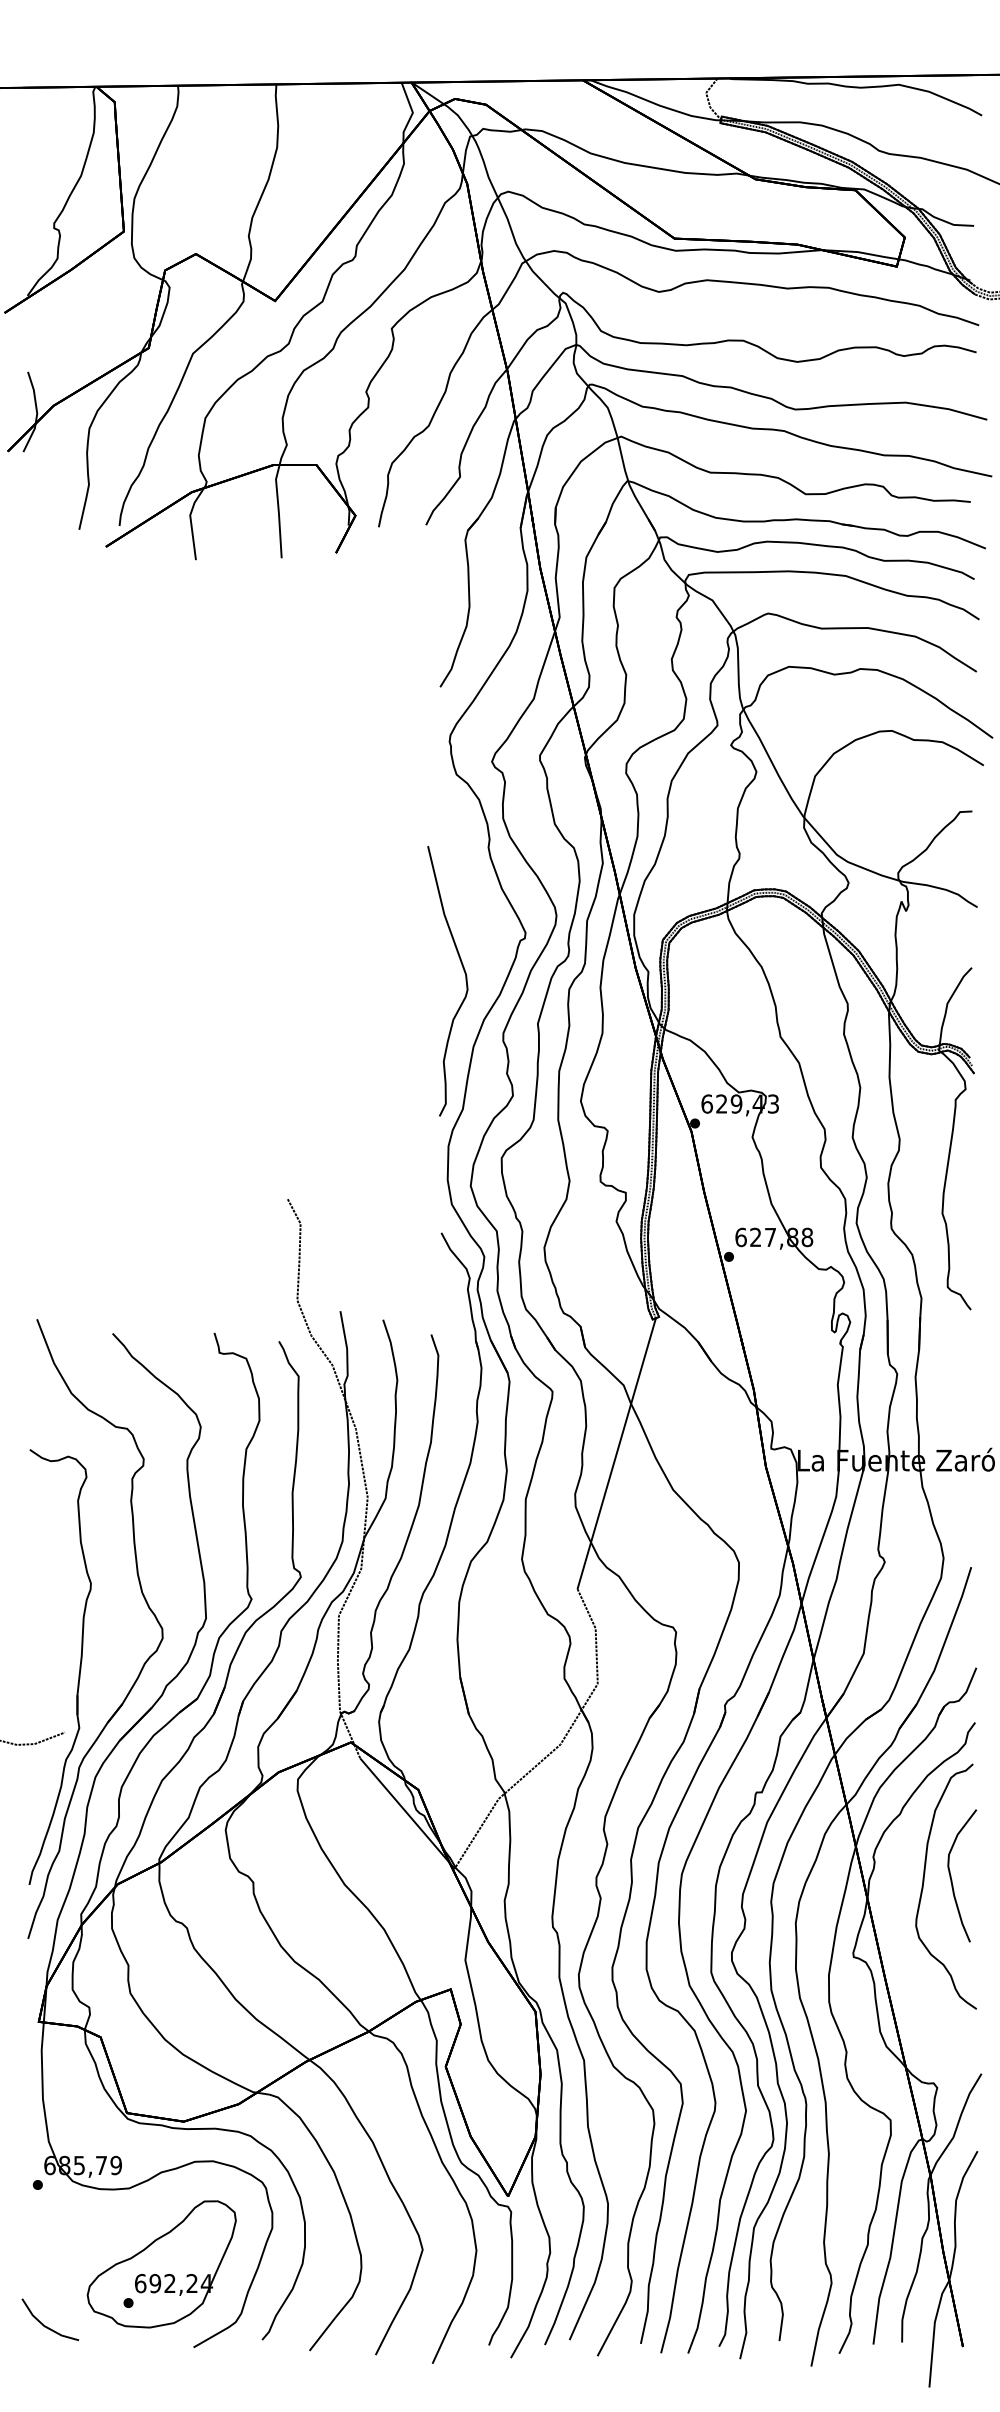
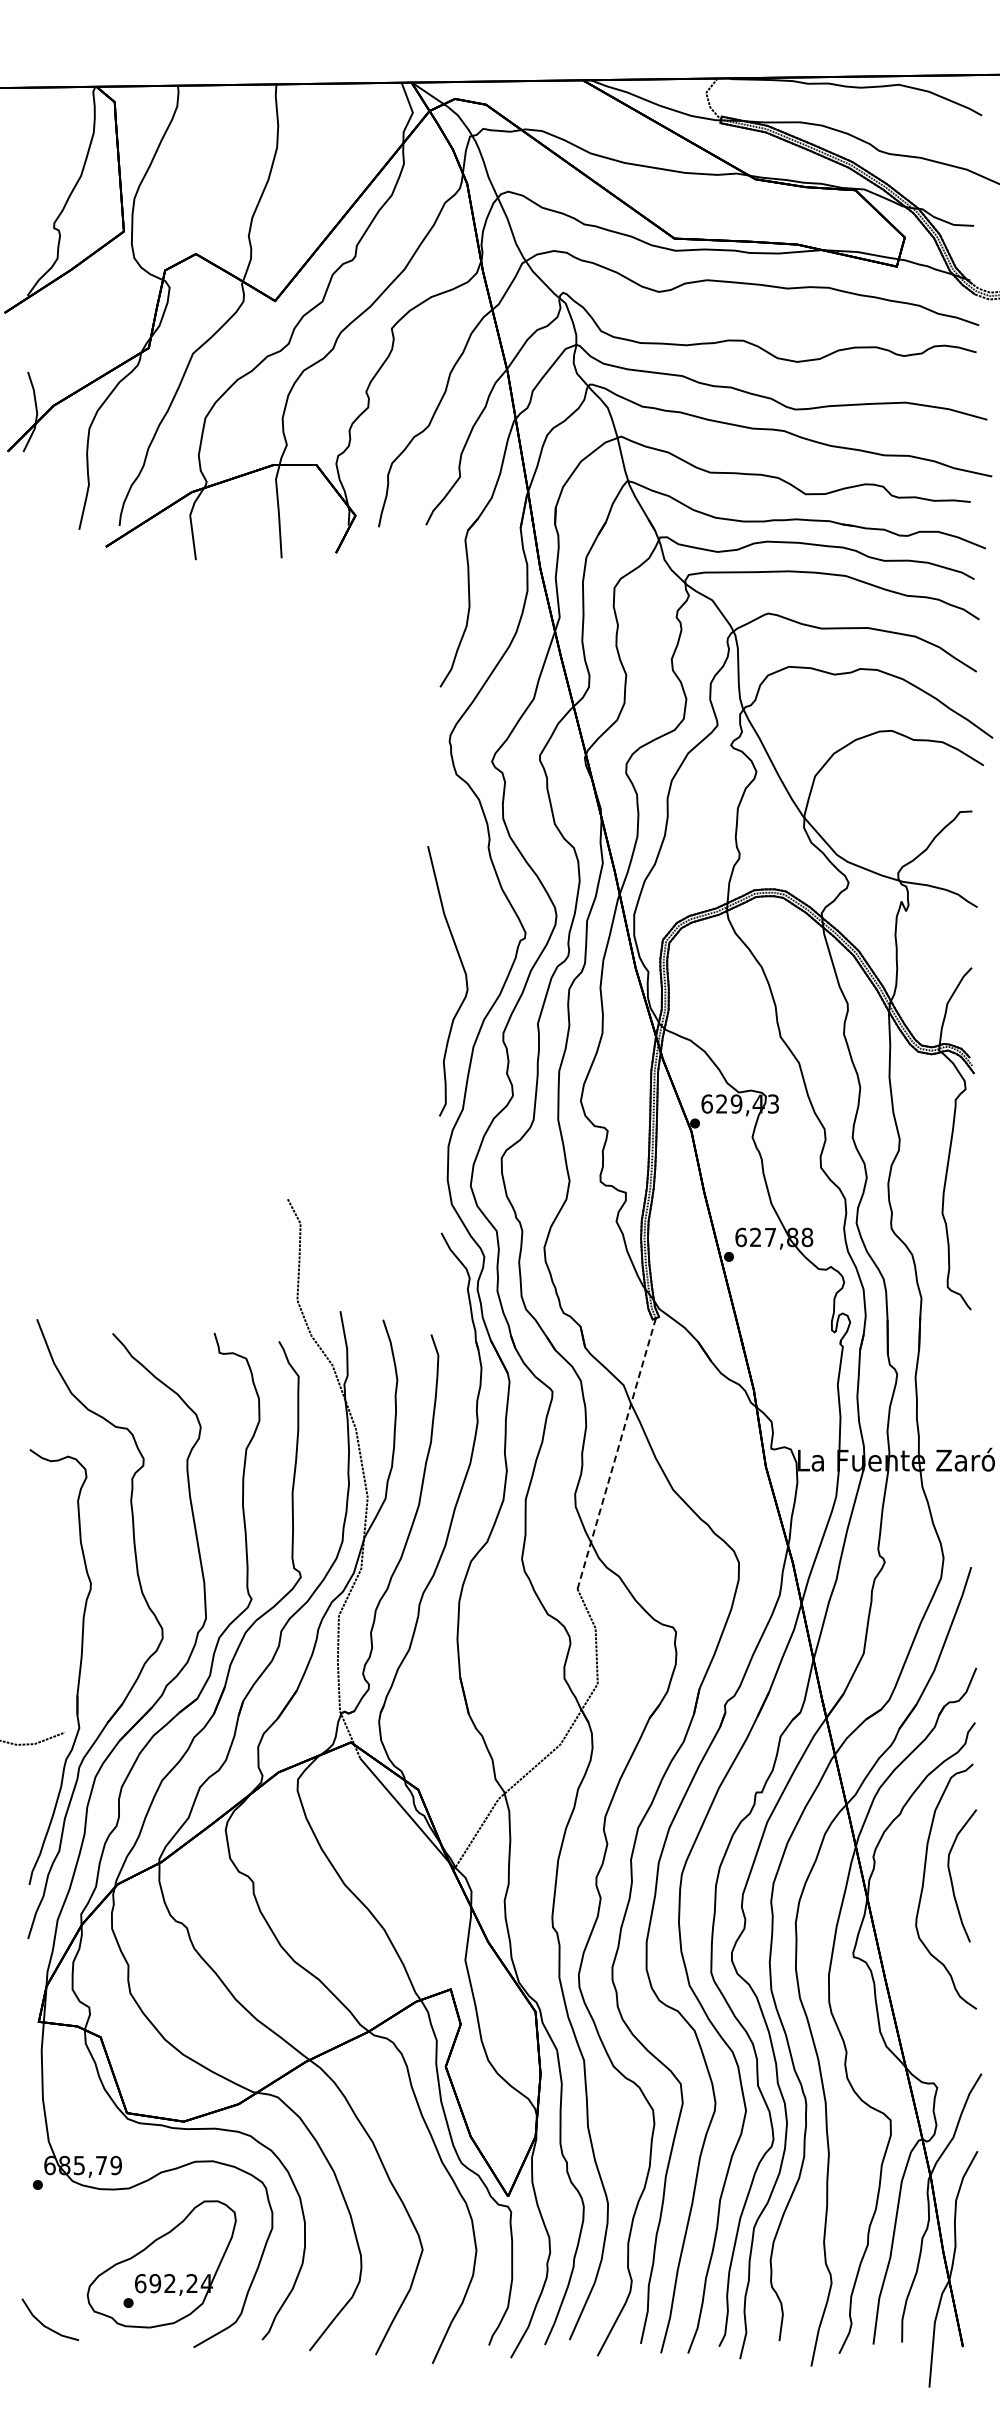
line: solid -> dashed (616, 1453)
